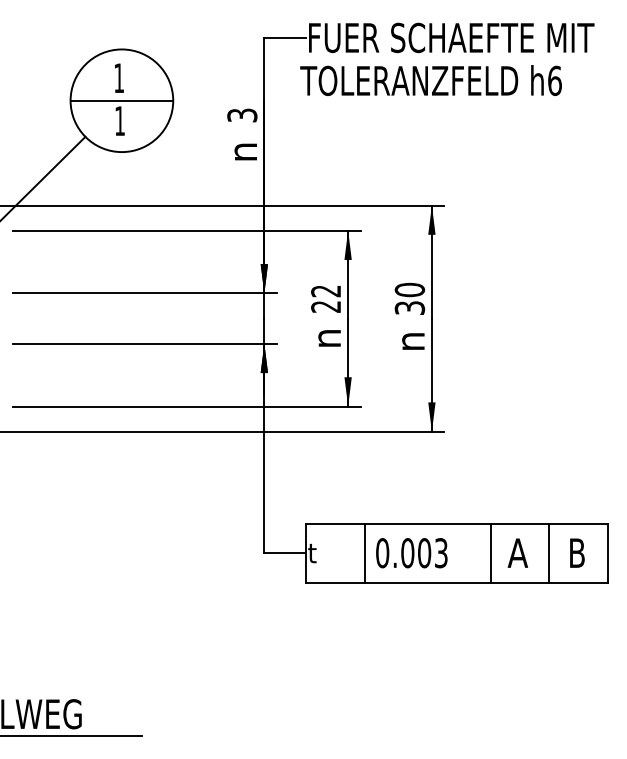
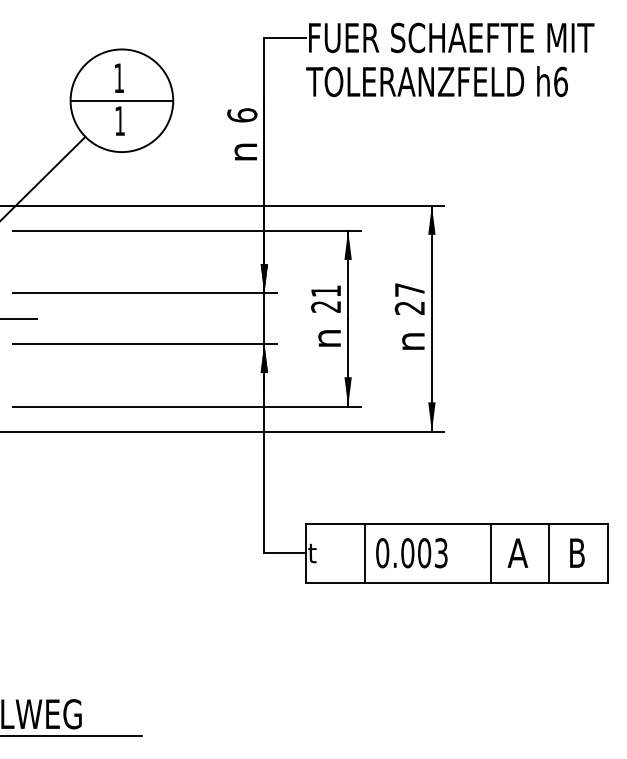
text position: (430, 80) -> (436, 81) (436, 81)
text: 3 -> 6 (242, 115)
text: 22 -> 21 (325, 291)
text: 30 -> 27 (409, 298)
line: none -> present (20, 318)
